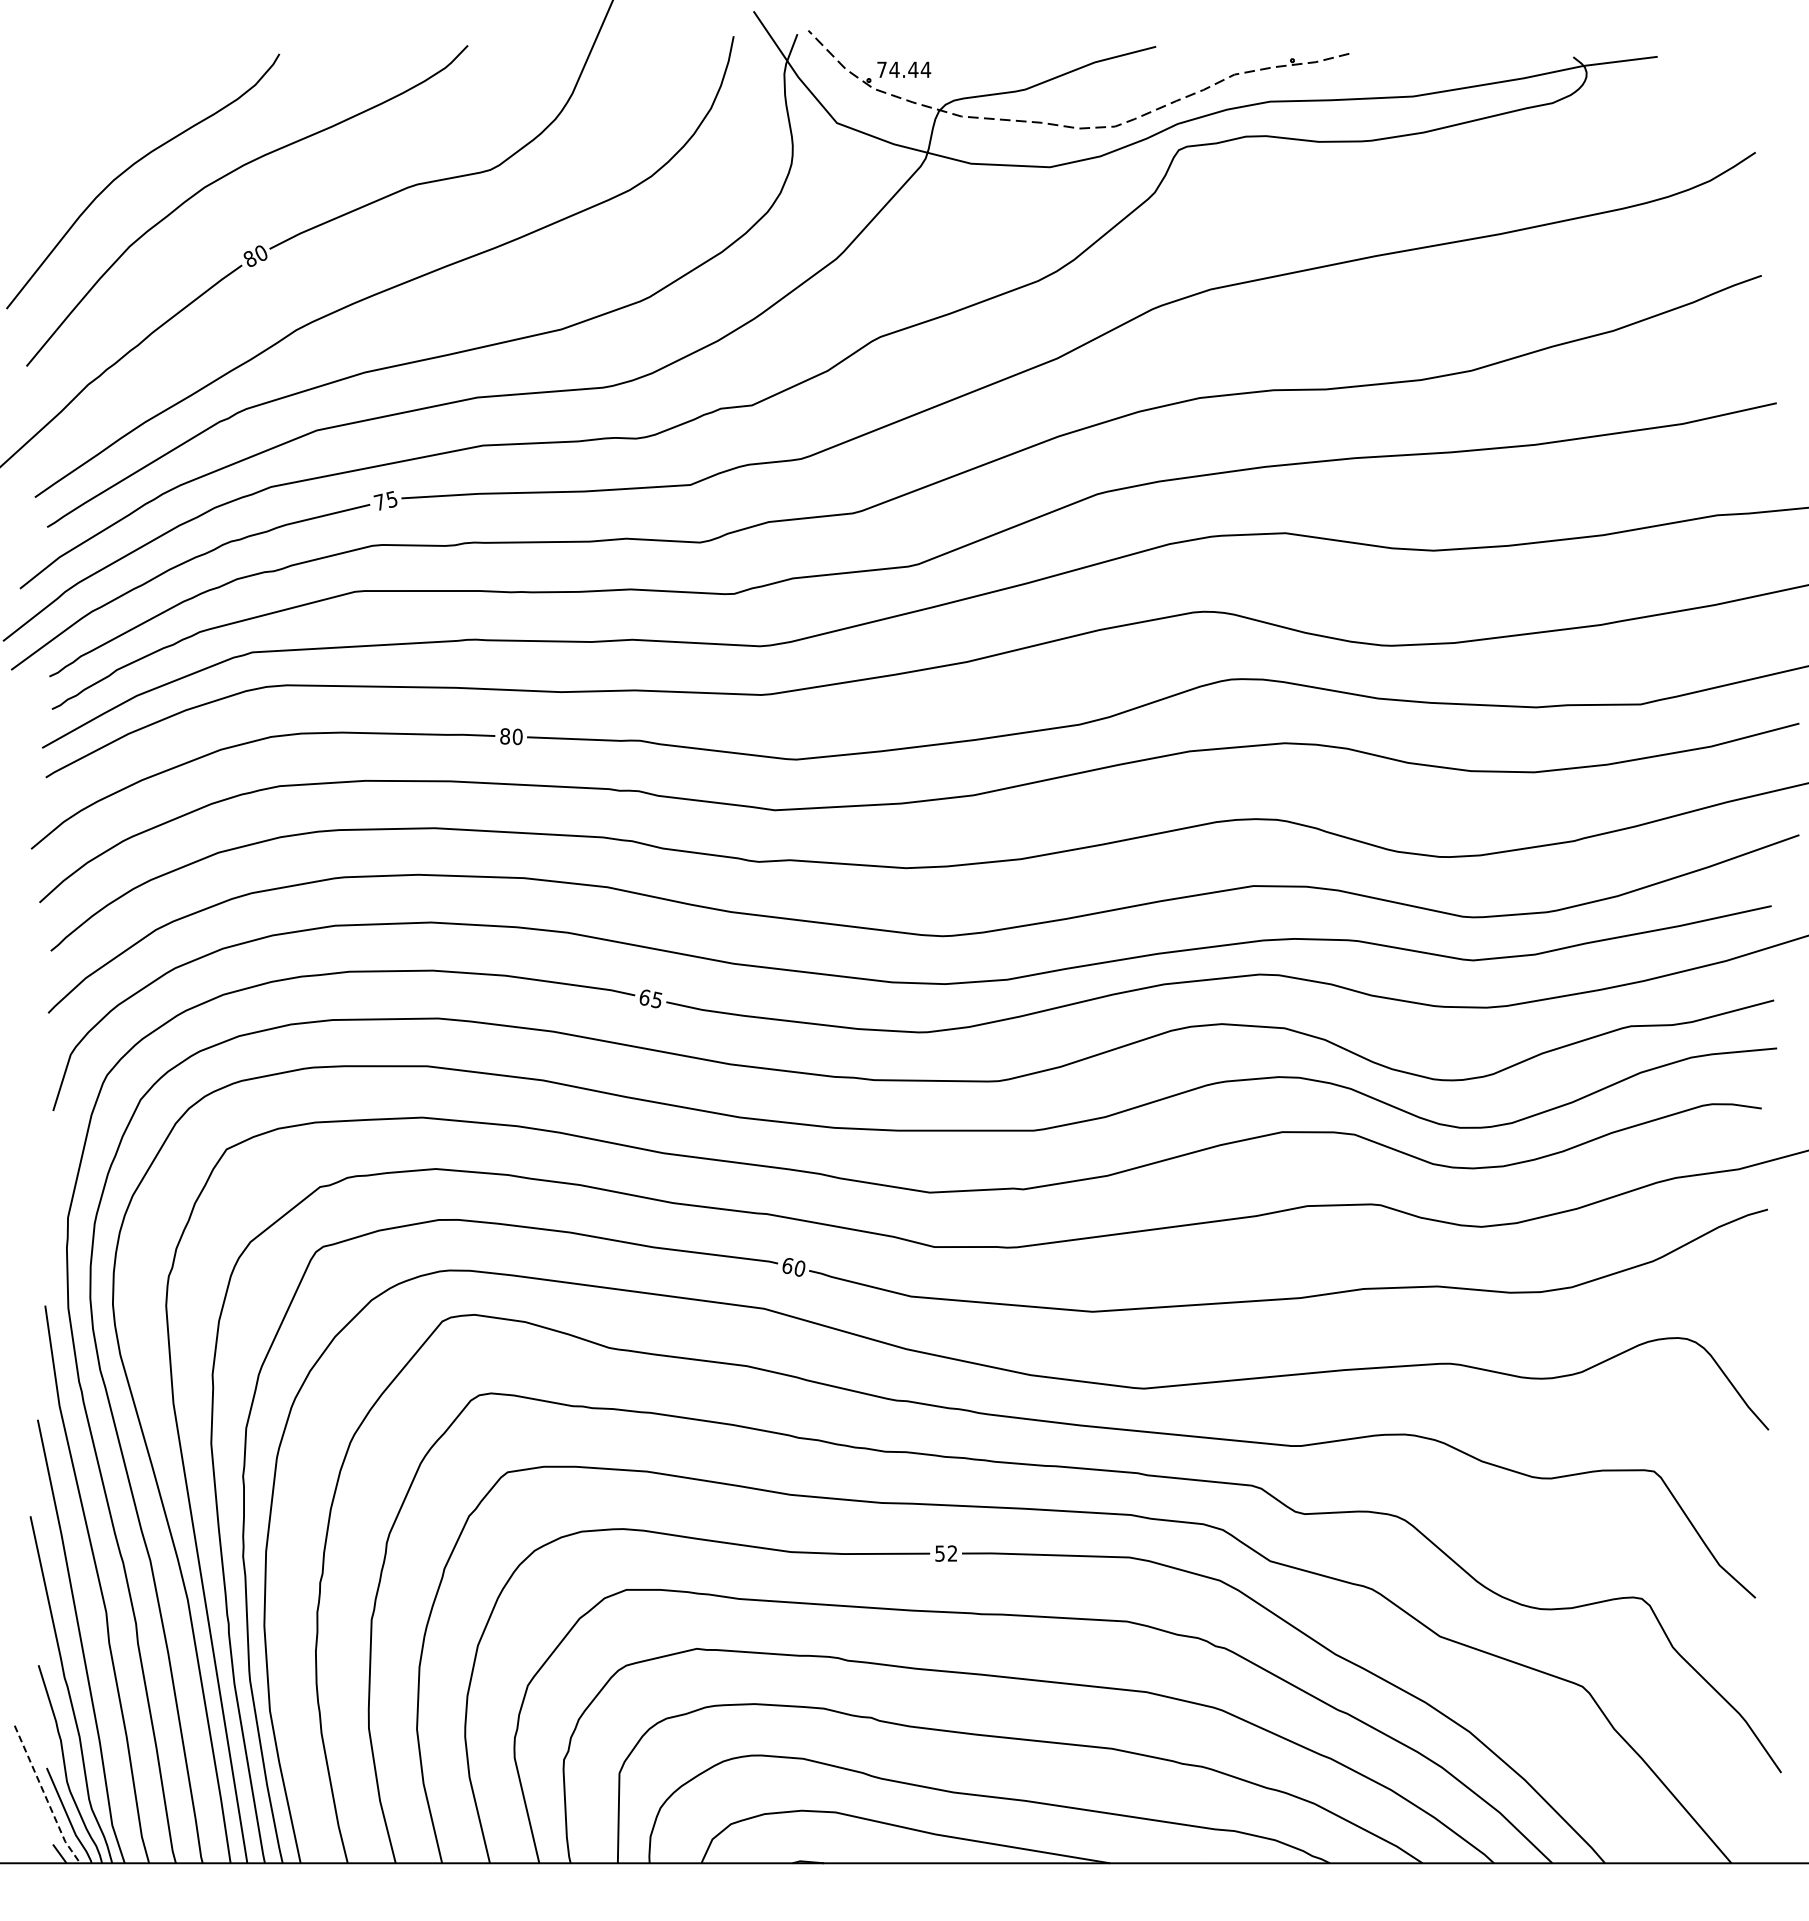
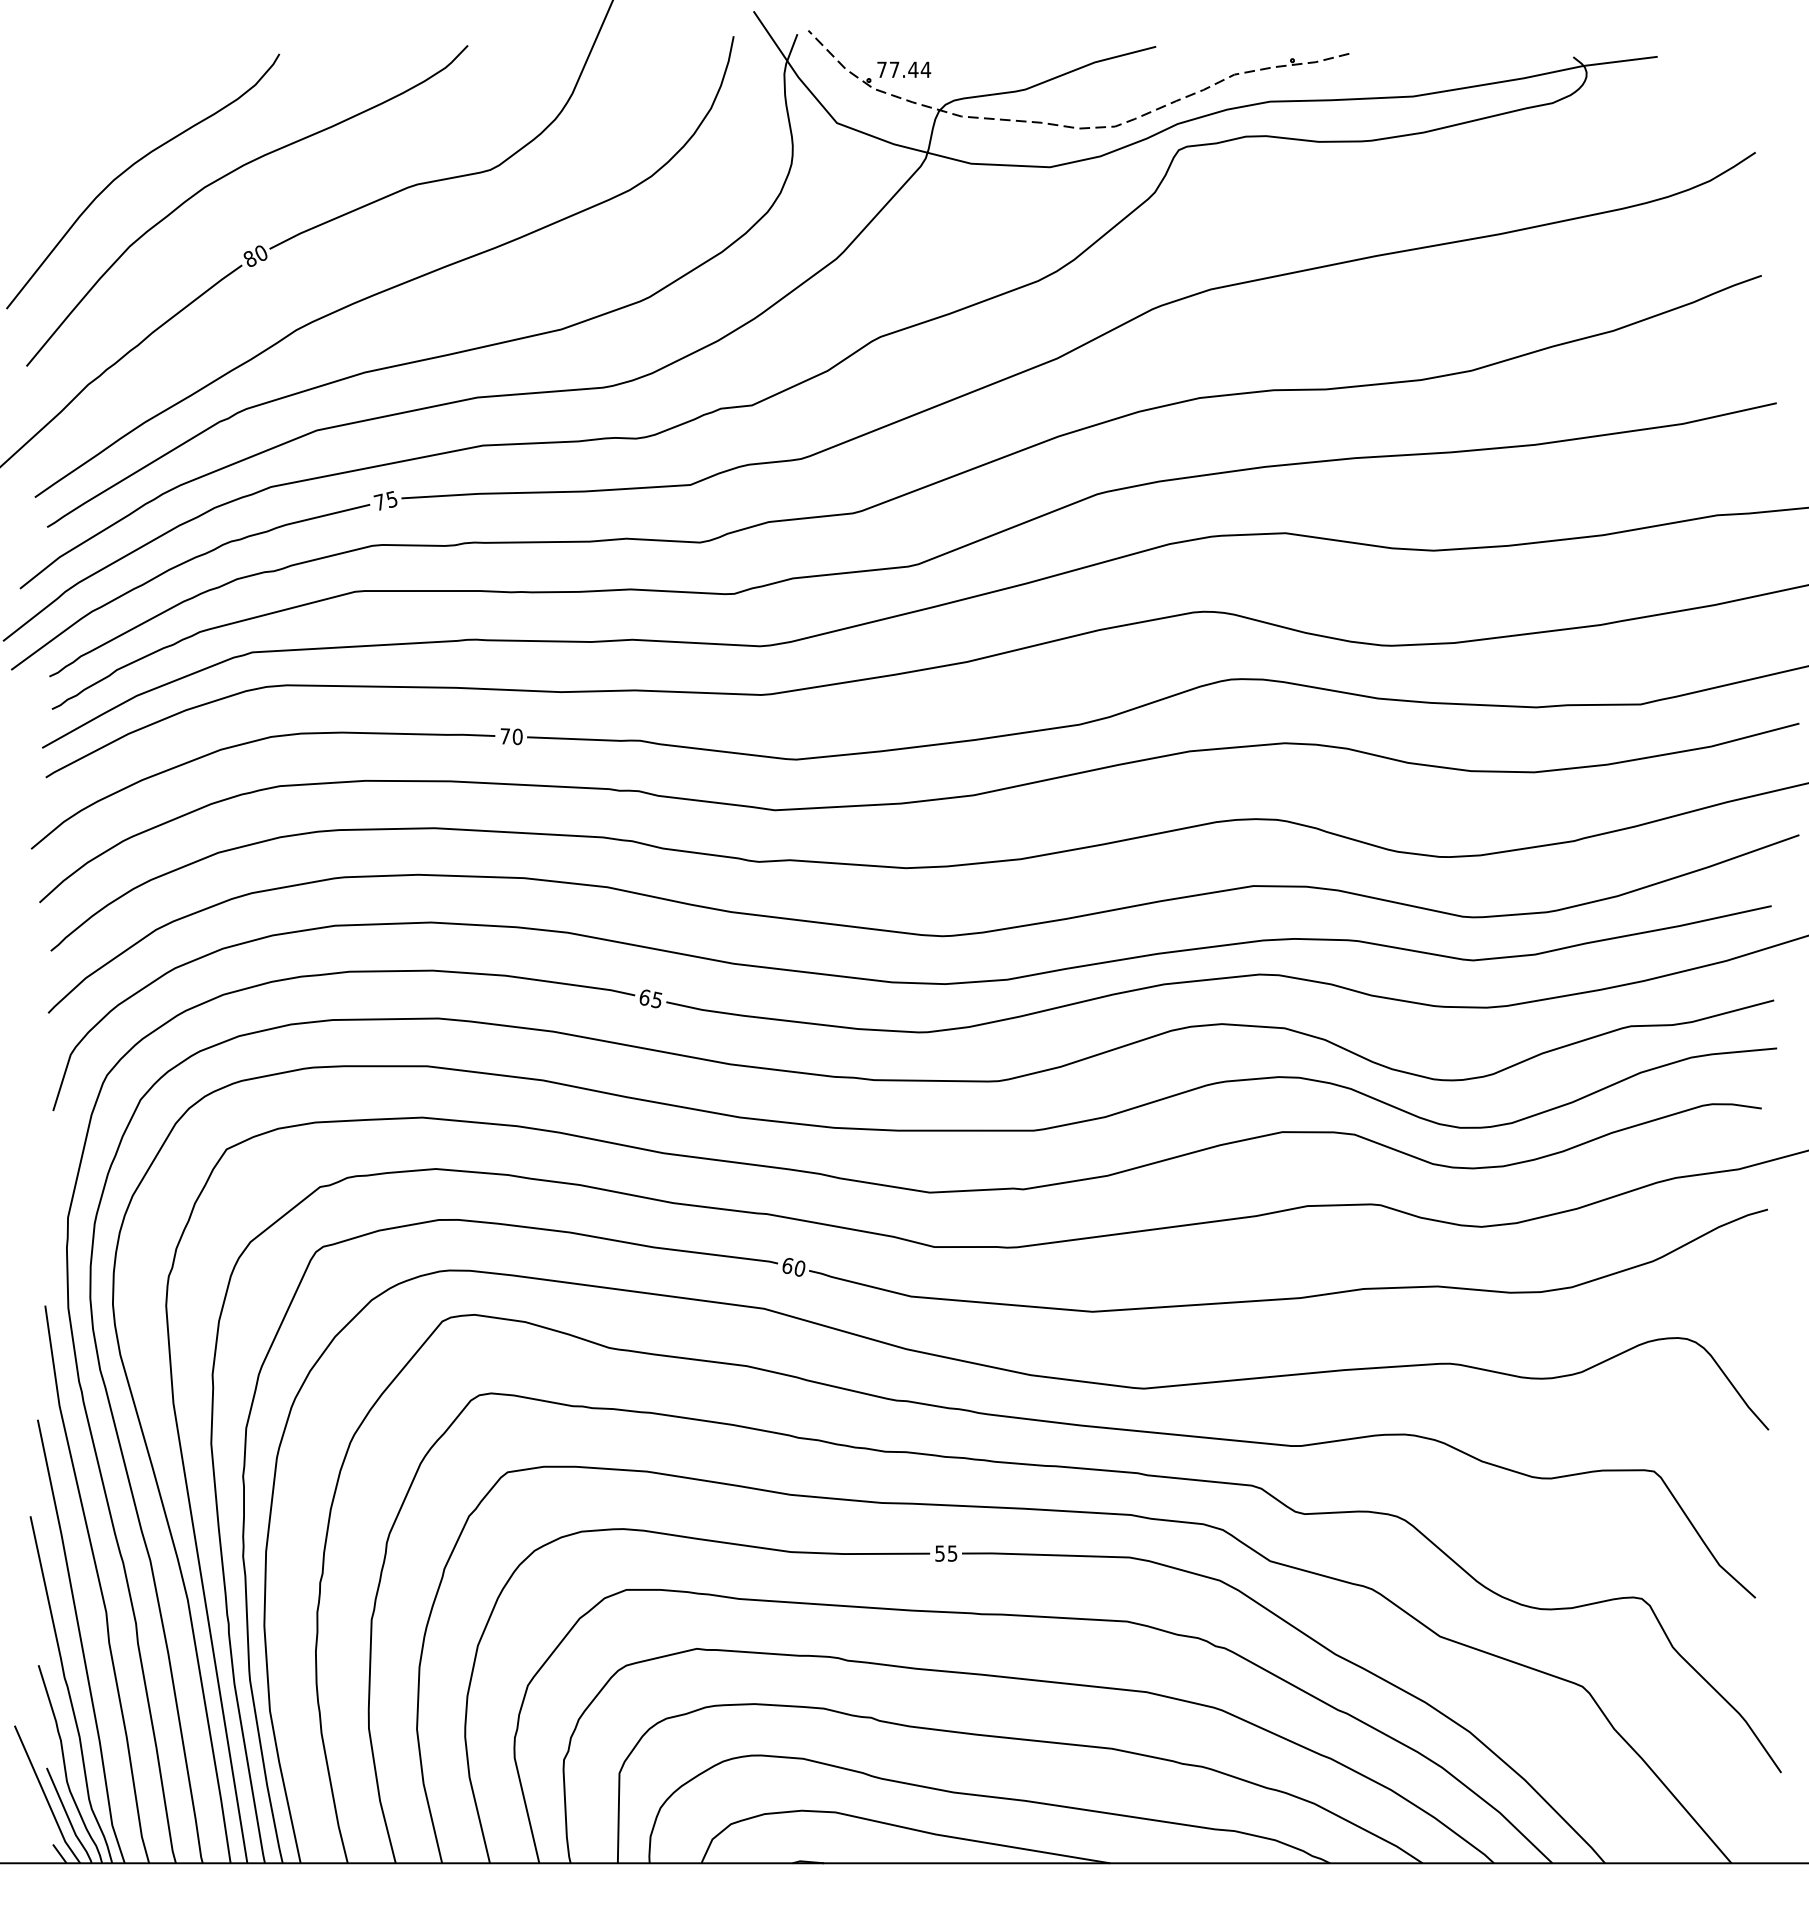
text: 74.44 -> 77.44 (894, 69)
text: 80 -> 70 (504, 736)
text: 52 -> 55 (952, 1553)
line: dashed -> solid (45, 1797)
